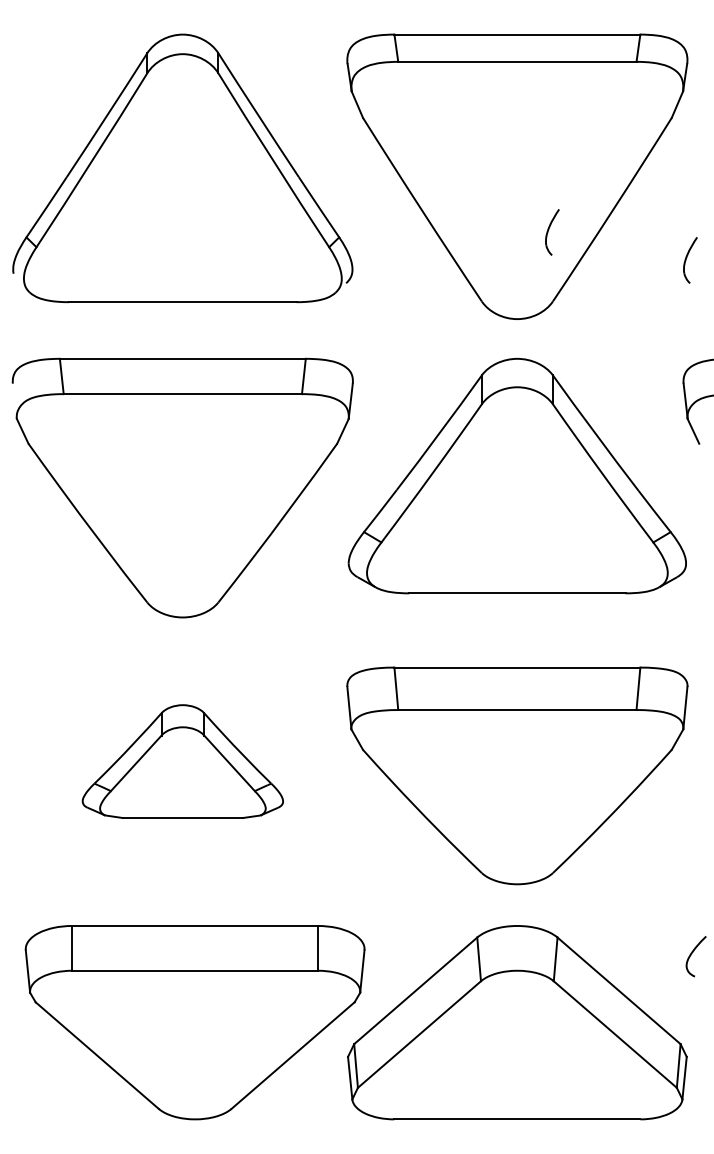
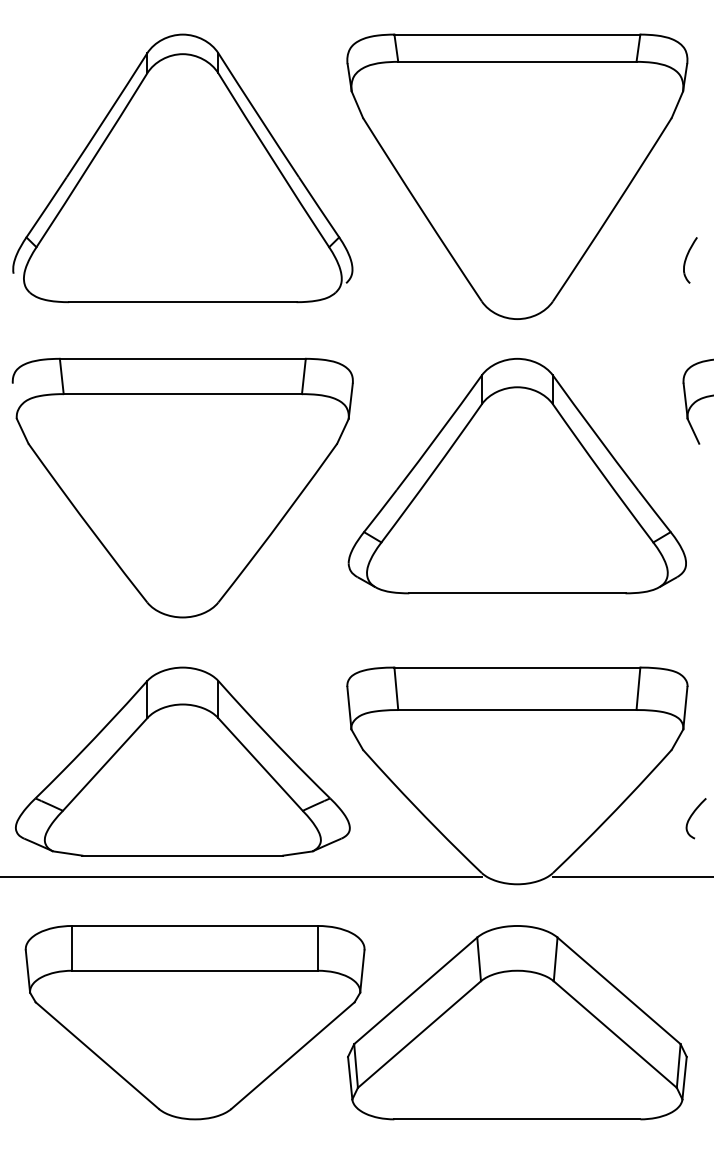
part: present -> none (552, 232)
part size: 203x115 px -> 336x191 px (182, 761)
line: none -> present (241, 876)
line: none -> present (631, 876)
curve position: (691, 955) -> (691, 817) (691, 817)
